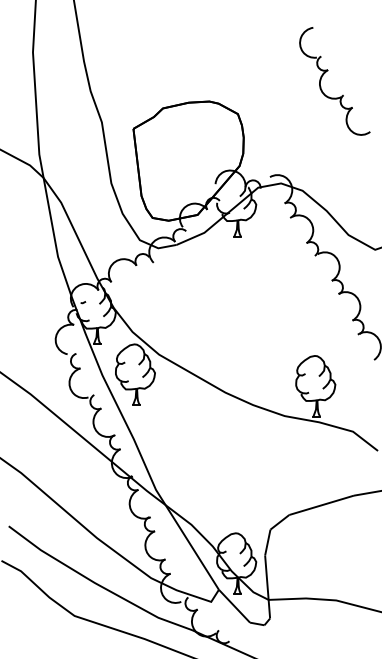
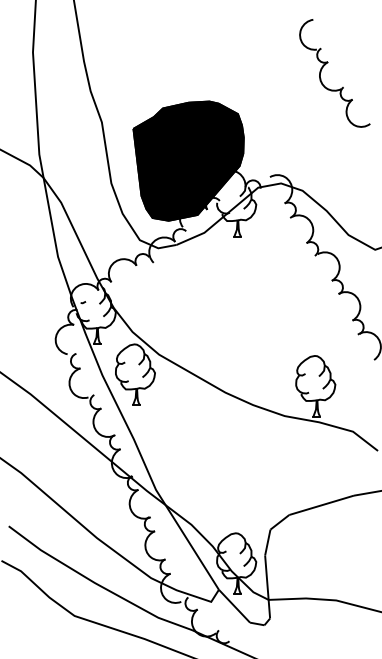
part position: (326, 72) -> (326, 64) (326, 64)
fill: none -> present (188, 160)
